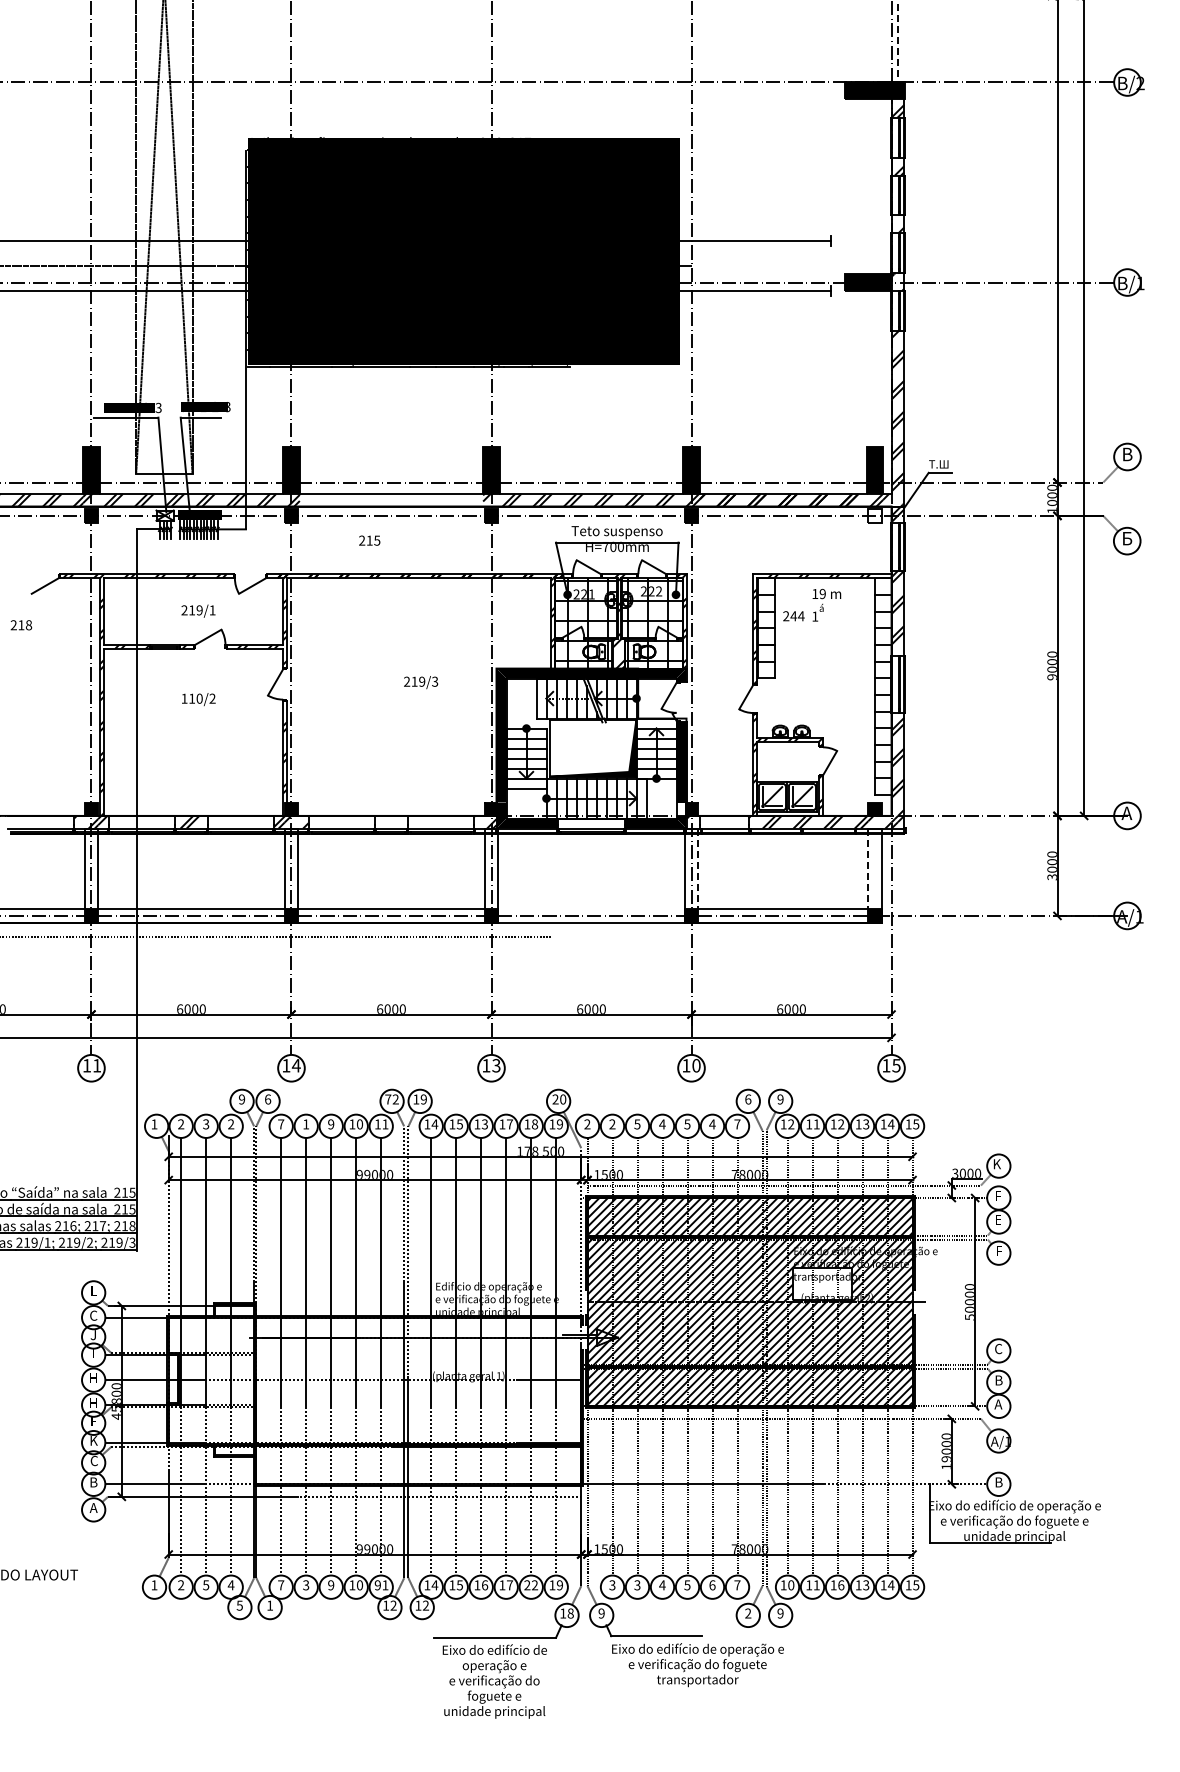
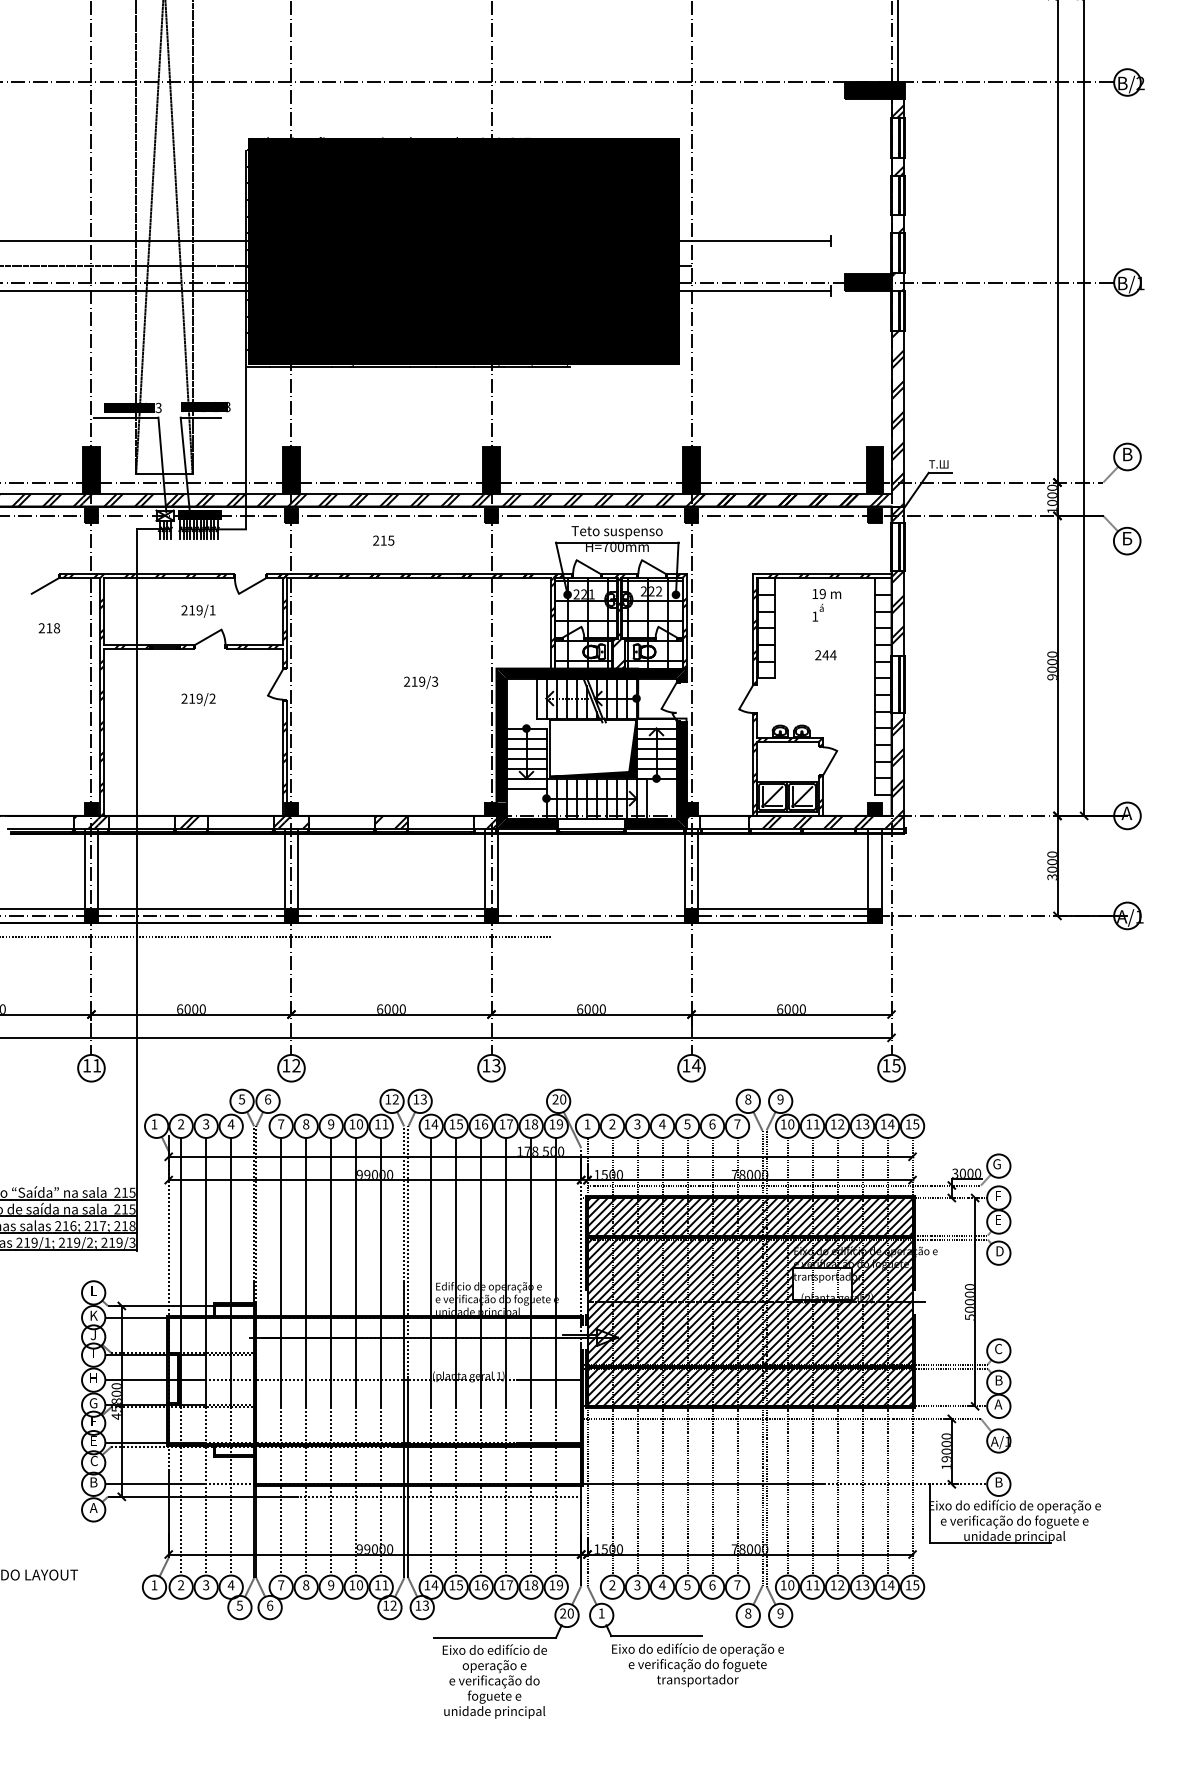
line: dashed -> solid (897, 42)
hatch: none -> present (391, 499)
fill: none -> present (874, 515)
text position: (369, 540) -> (383, 540) (383, 540)
text position: (793, 616) -> (825, 655) (825, 655)
text position: (21, 625) -> (49, 628) (49, 628)
text: 110/2 -> 219/2 (191, 698)
fill: none -> present (680, 808)
hatch: none -> present (391, 821)
line: dashed -> solid (698, 869)
line: dashed -> solid (868, 869)
text: 14 -> 12 (295, 1065)
text: 10 -> 14 (695, 1065)
text: 9 -> 5 (241, 1099)
text: 72 -> 12 (388, 1099)
text: 19 -> 13 (423, 1099)
text: 6 -> 8 (748, 1099)
text: 5 -> 3 (637, 1123)
text: 2 -> 4 (230, 1124)
text: 1 -> 8 (306, 1124)
text: 13 -> 16 (484, 1124)
text: 2 -> 1 (587, 1124)
text: 4 -> 6 (712, 1124)
text: 12 -> 10 (791, 1124)
text: K -> G (996, 1164)
text: F -> D (999, 1251)
text: C -> K (93, 1315)
text: H -> G (93, 1403)
text: K -> E (93, 1440)
text: 5 -> 3 (206, 1584)
text: 3 -> 8 (306, 1585)
text: 91 -> 11 (377, 1585)
text: 22 -> 18 (531, 1585)
text: 3 -> 2 (612, 1585)
text: 16 -> 12 (841, 1585)
text: 1 -> 6 (270, 1605)
text: 12 -> 13 (425, 1605)
text: 18 -> 20 (566, 1613)
text: 9 -> 1 (601, 1613)
text: 2 -> 8 (748, 1613)
